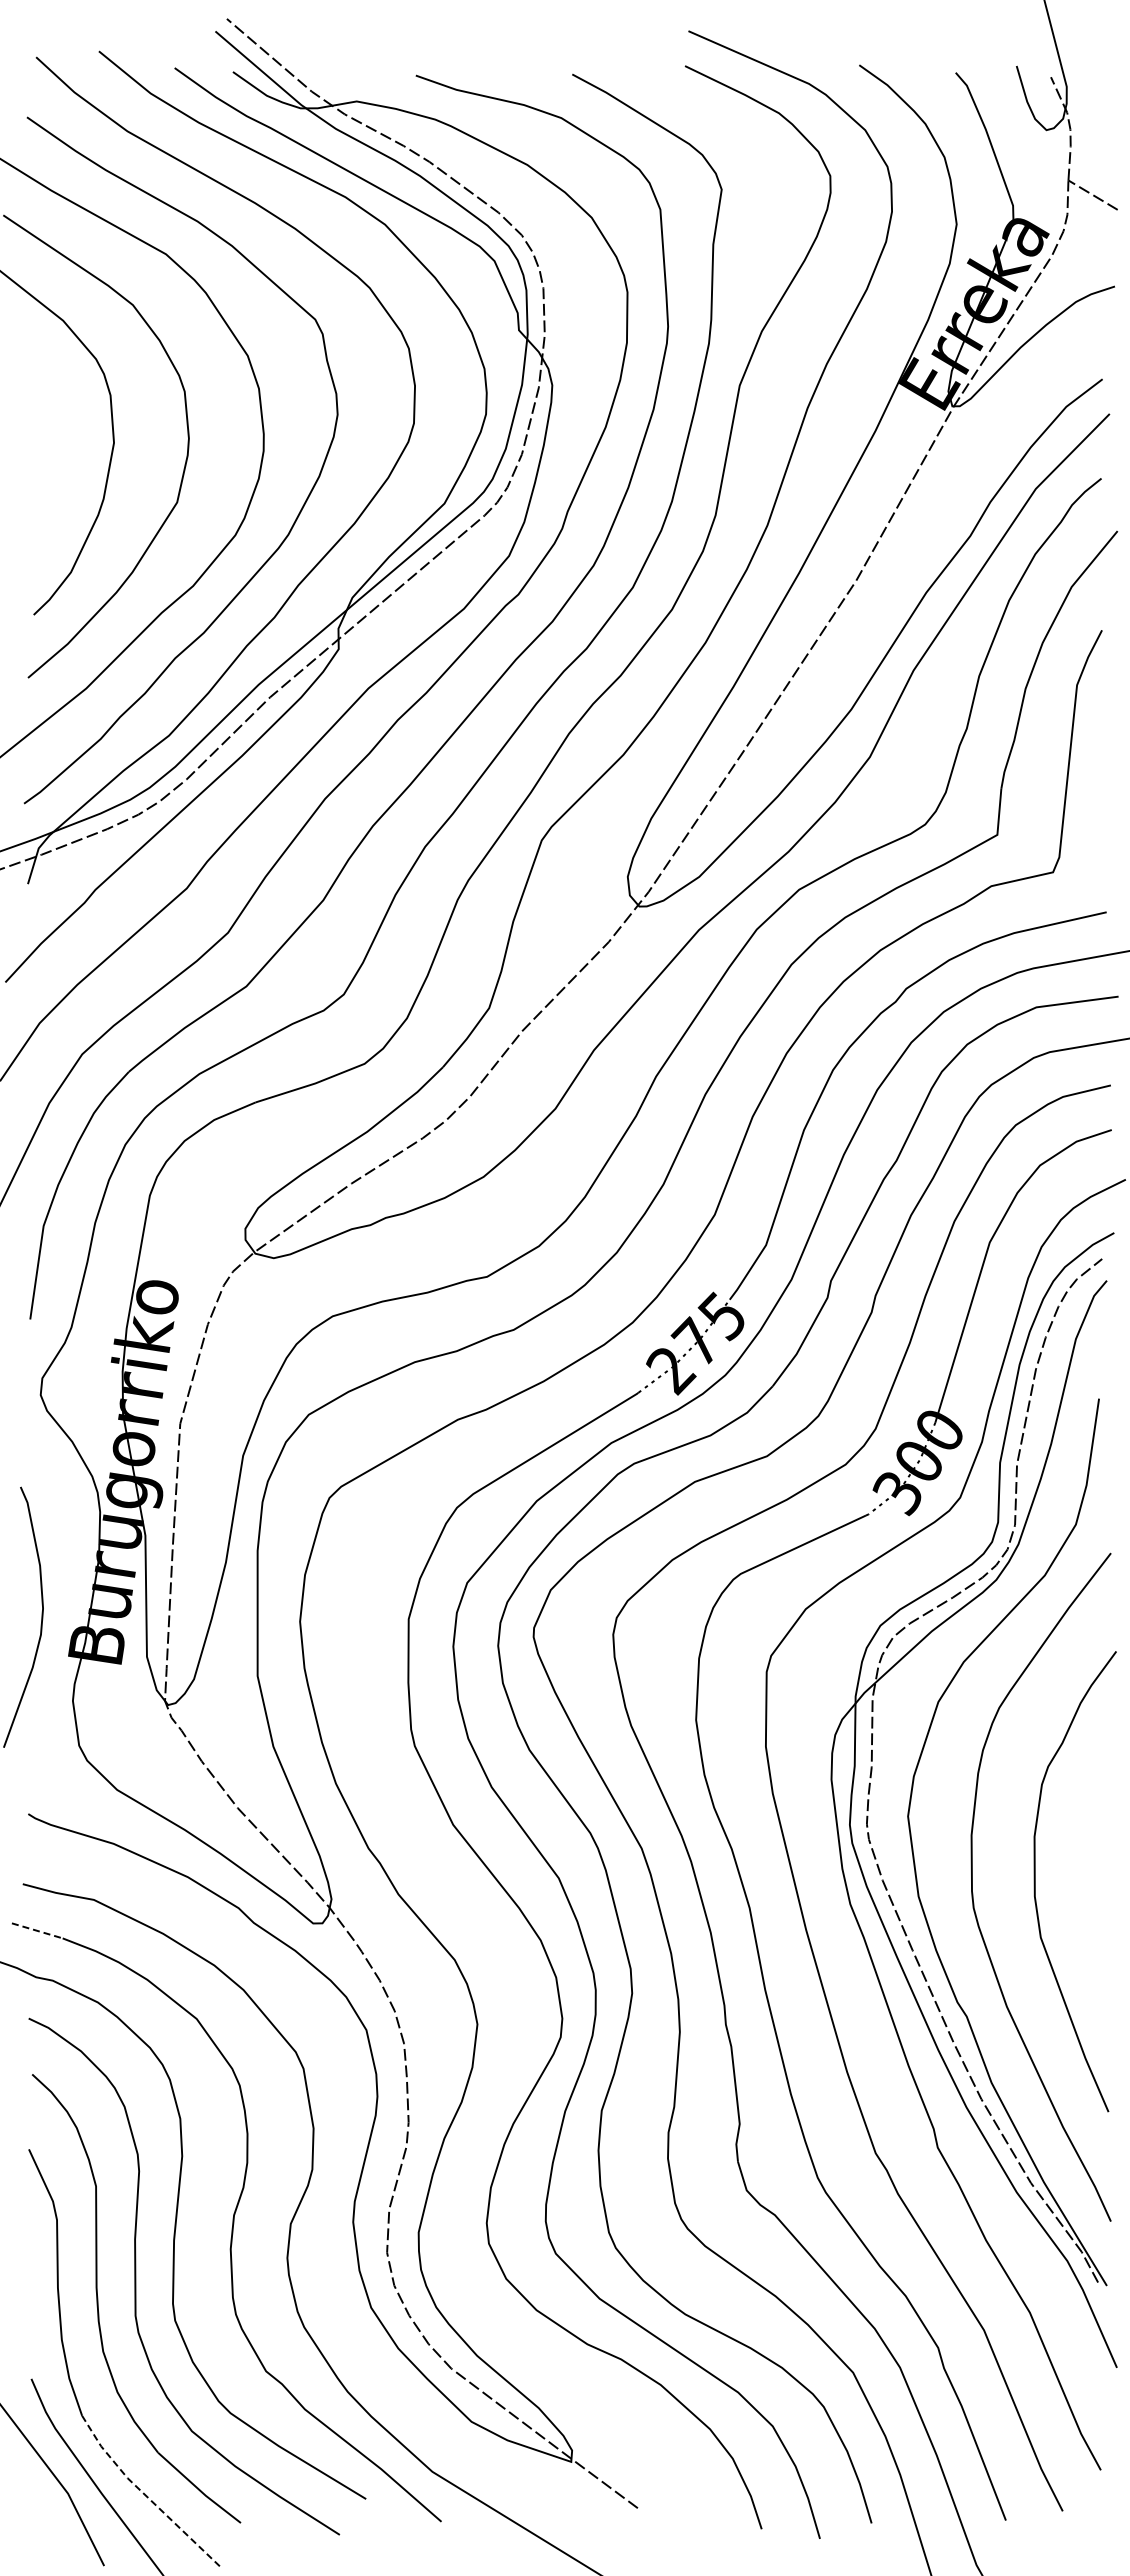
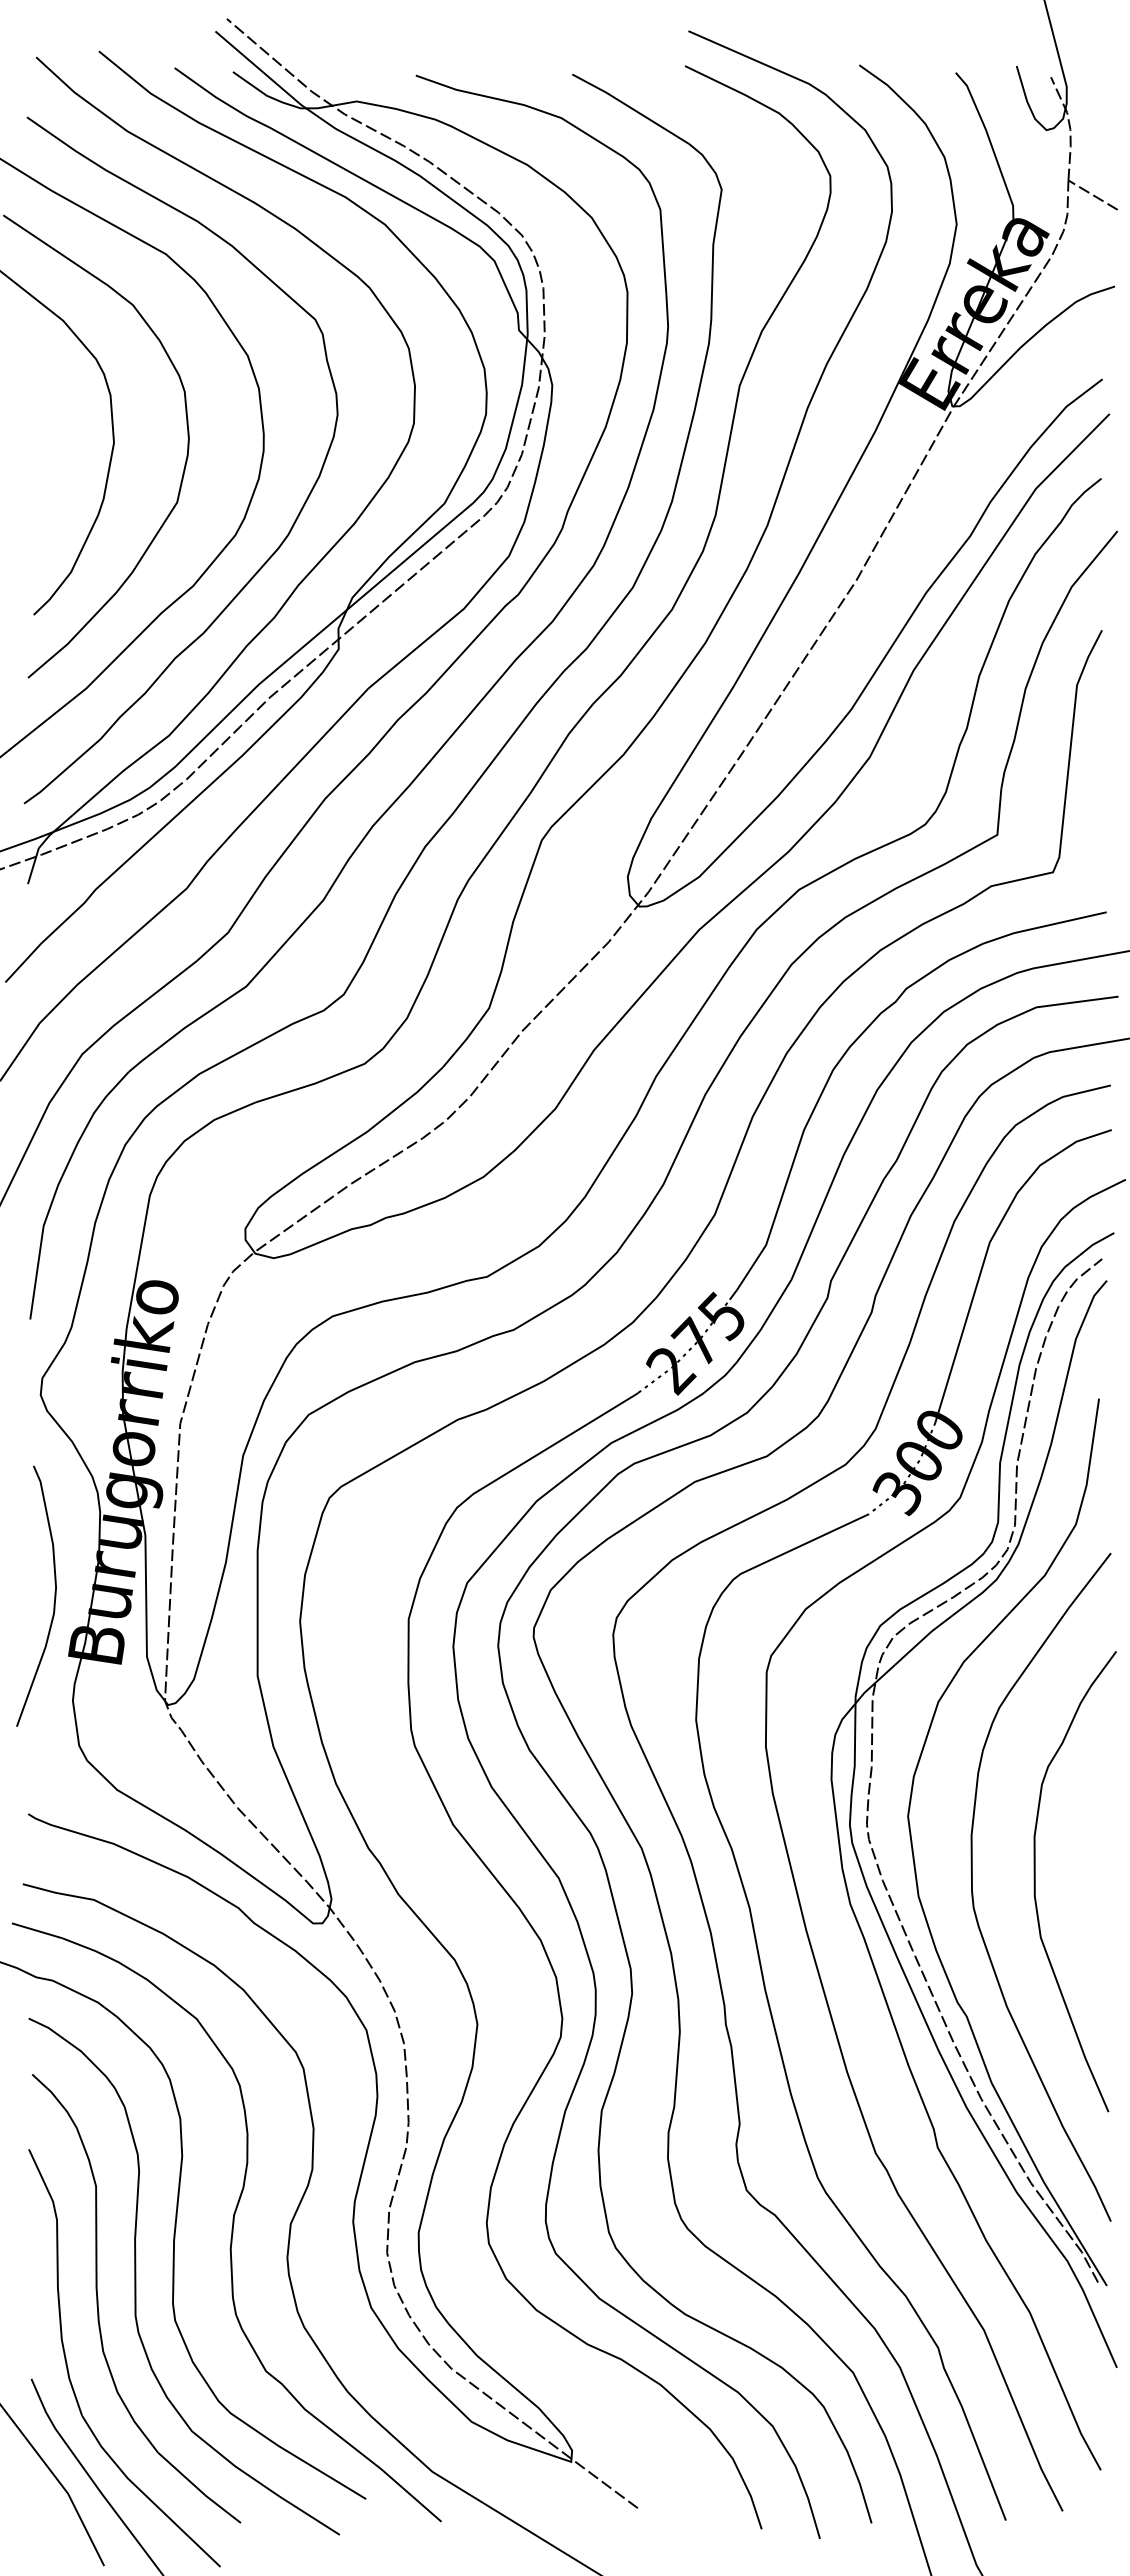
curve position: (41, 1616) -> (54, 1595) (54, 1595)
line: dashed -> solid (37, 1930)
line: dashed -> solid (145, 2494)
